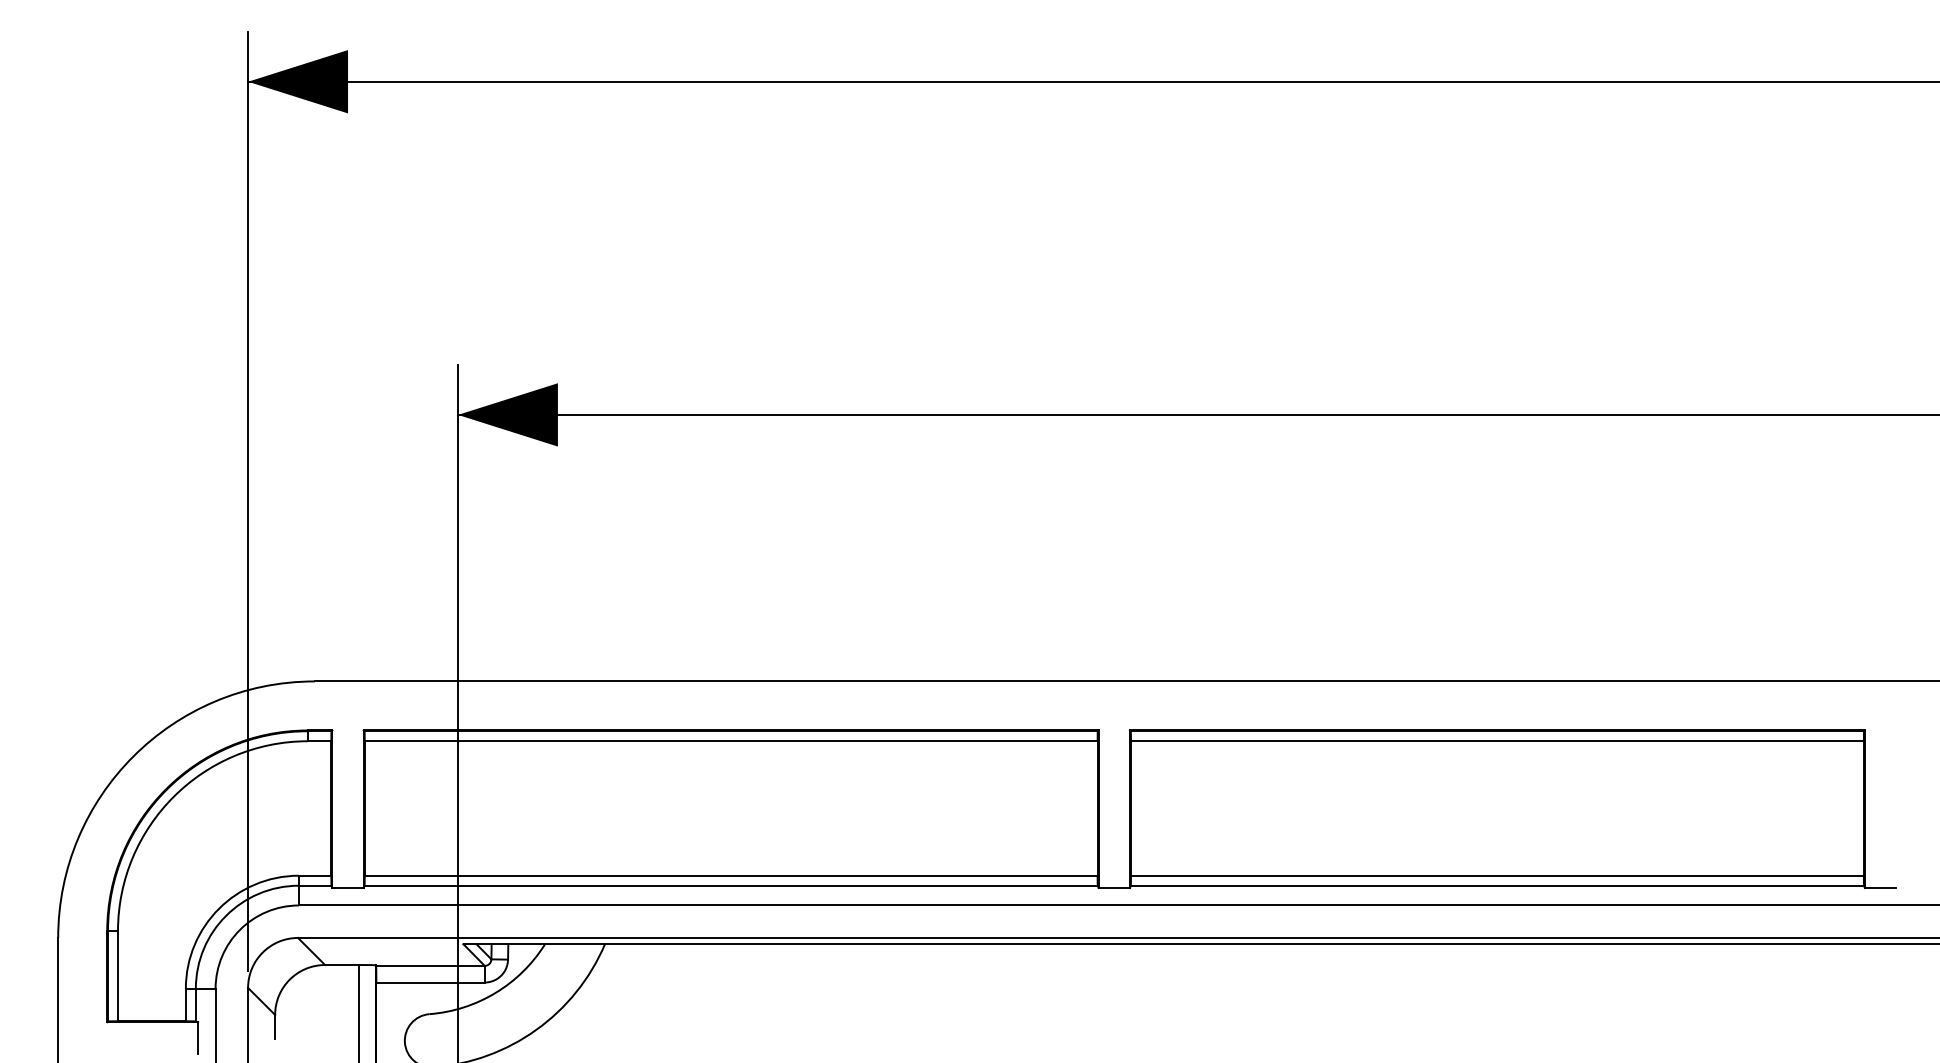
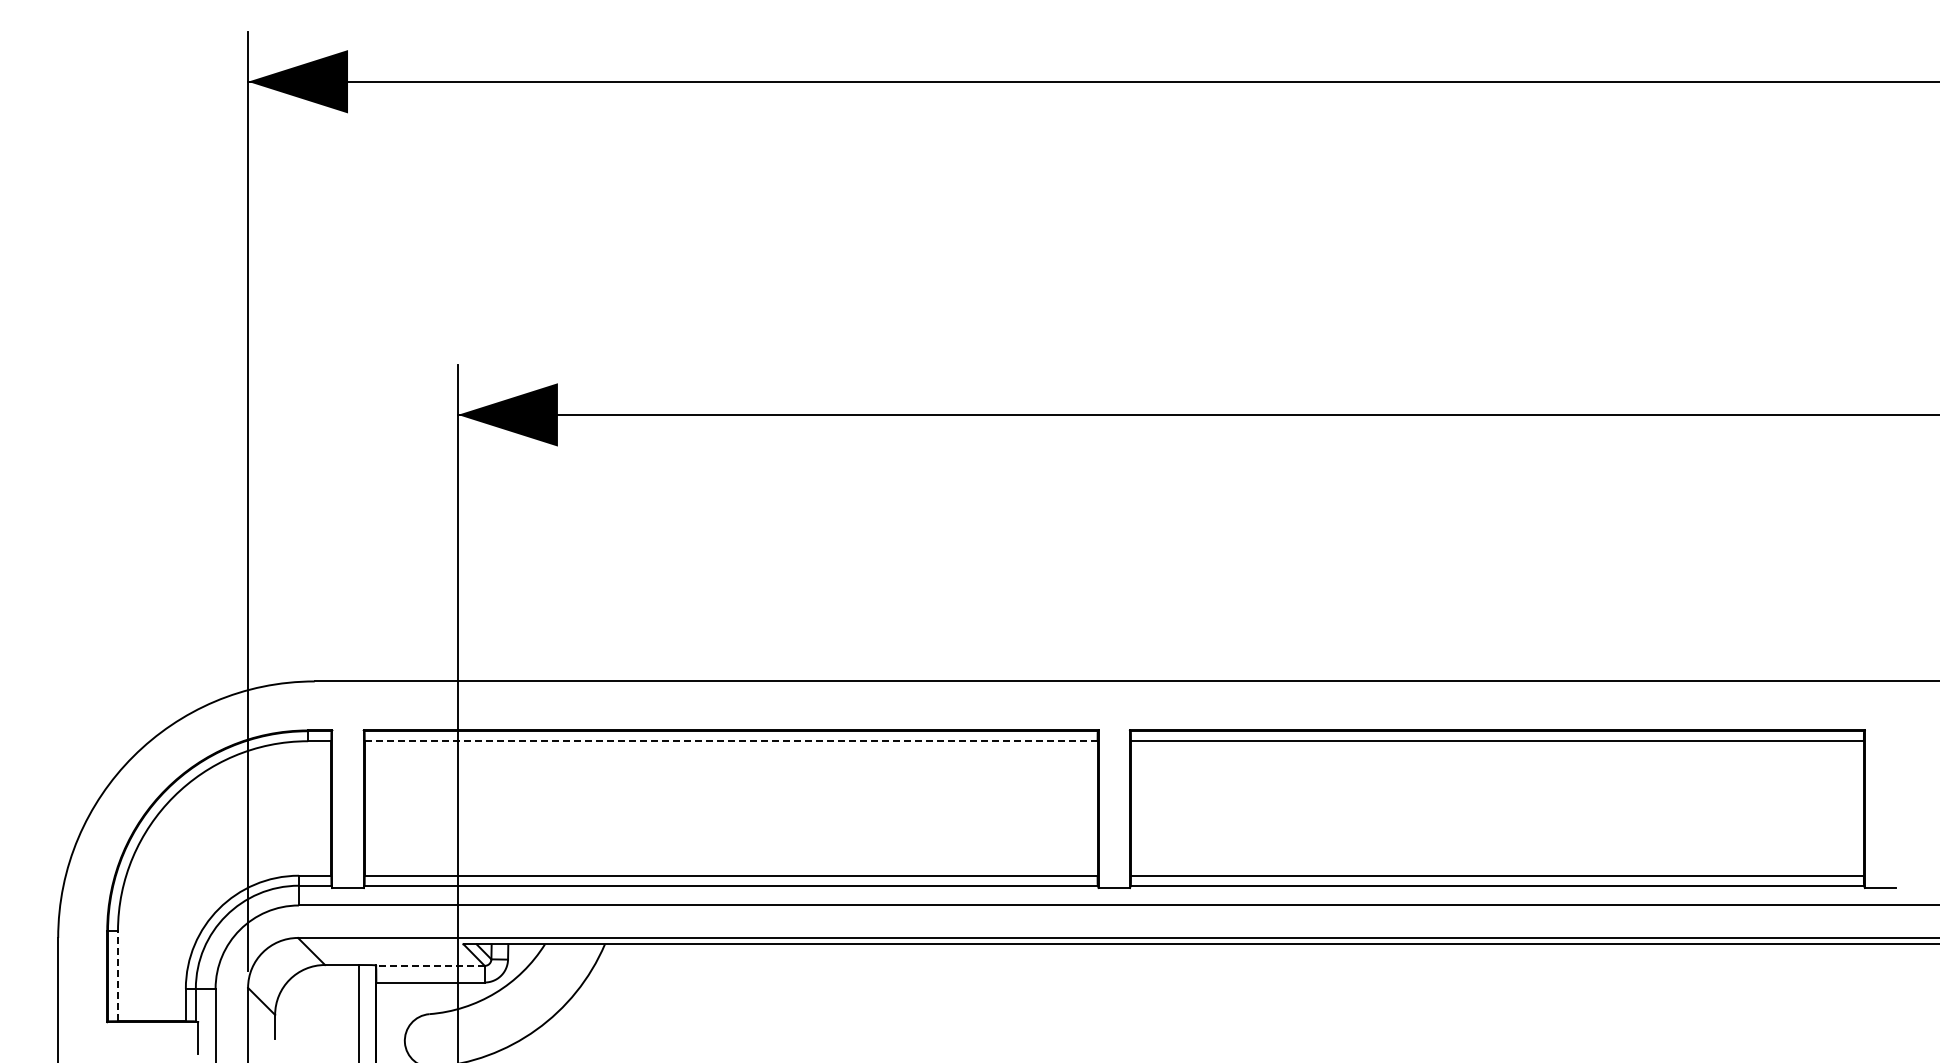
line: solid -> dashed (731, 741)
line: solid -> dashed (429, 965)
line: solid -> dashed (118, 976)
